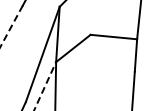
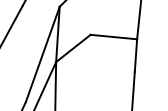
line: dashed -> solid (11, 26)
line: dashed -> solid (45, 85)
